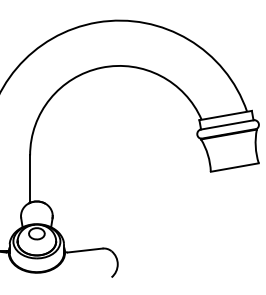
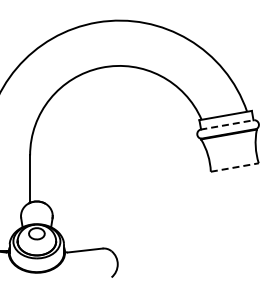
line: solid -> dashed (227, 124)
line: solid -> dashed (235, 167)
